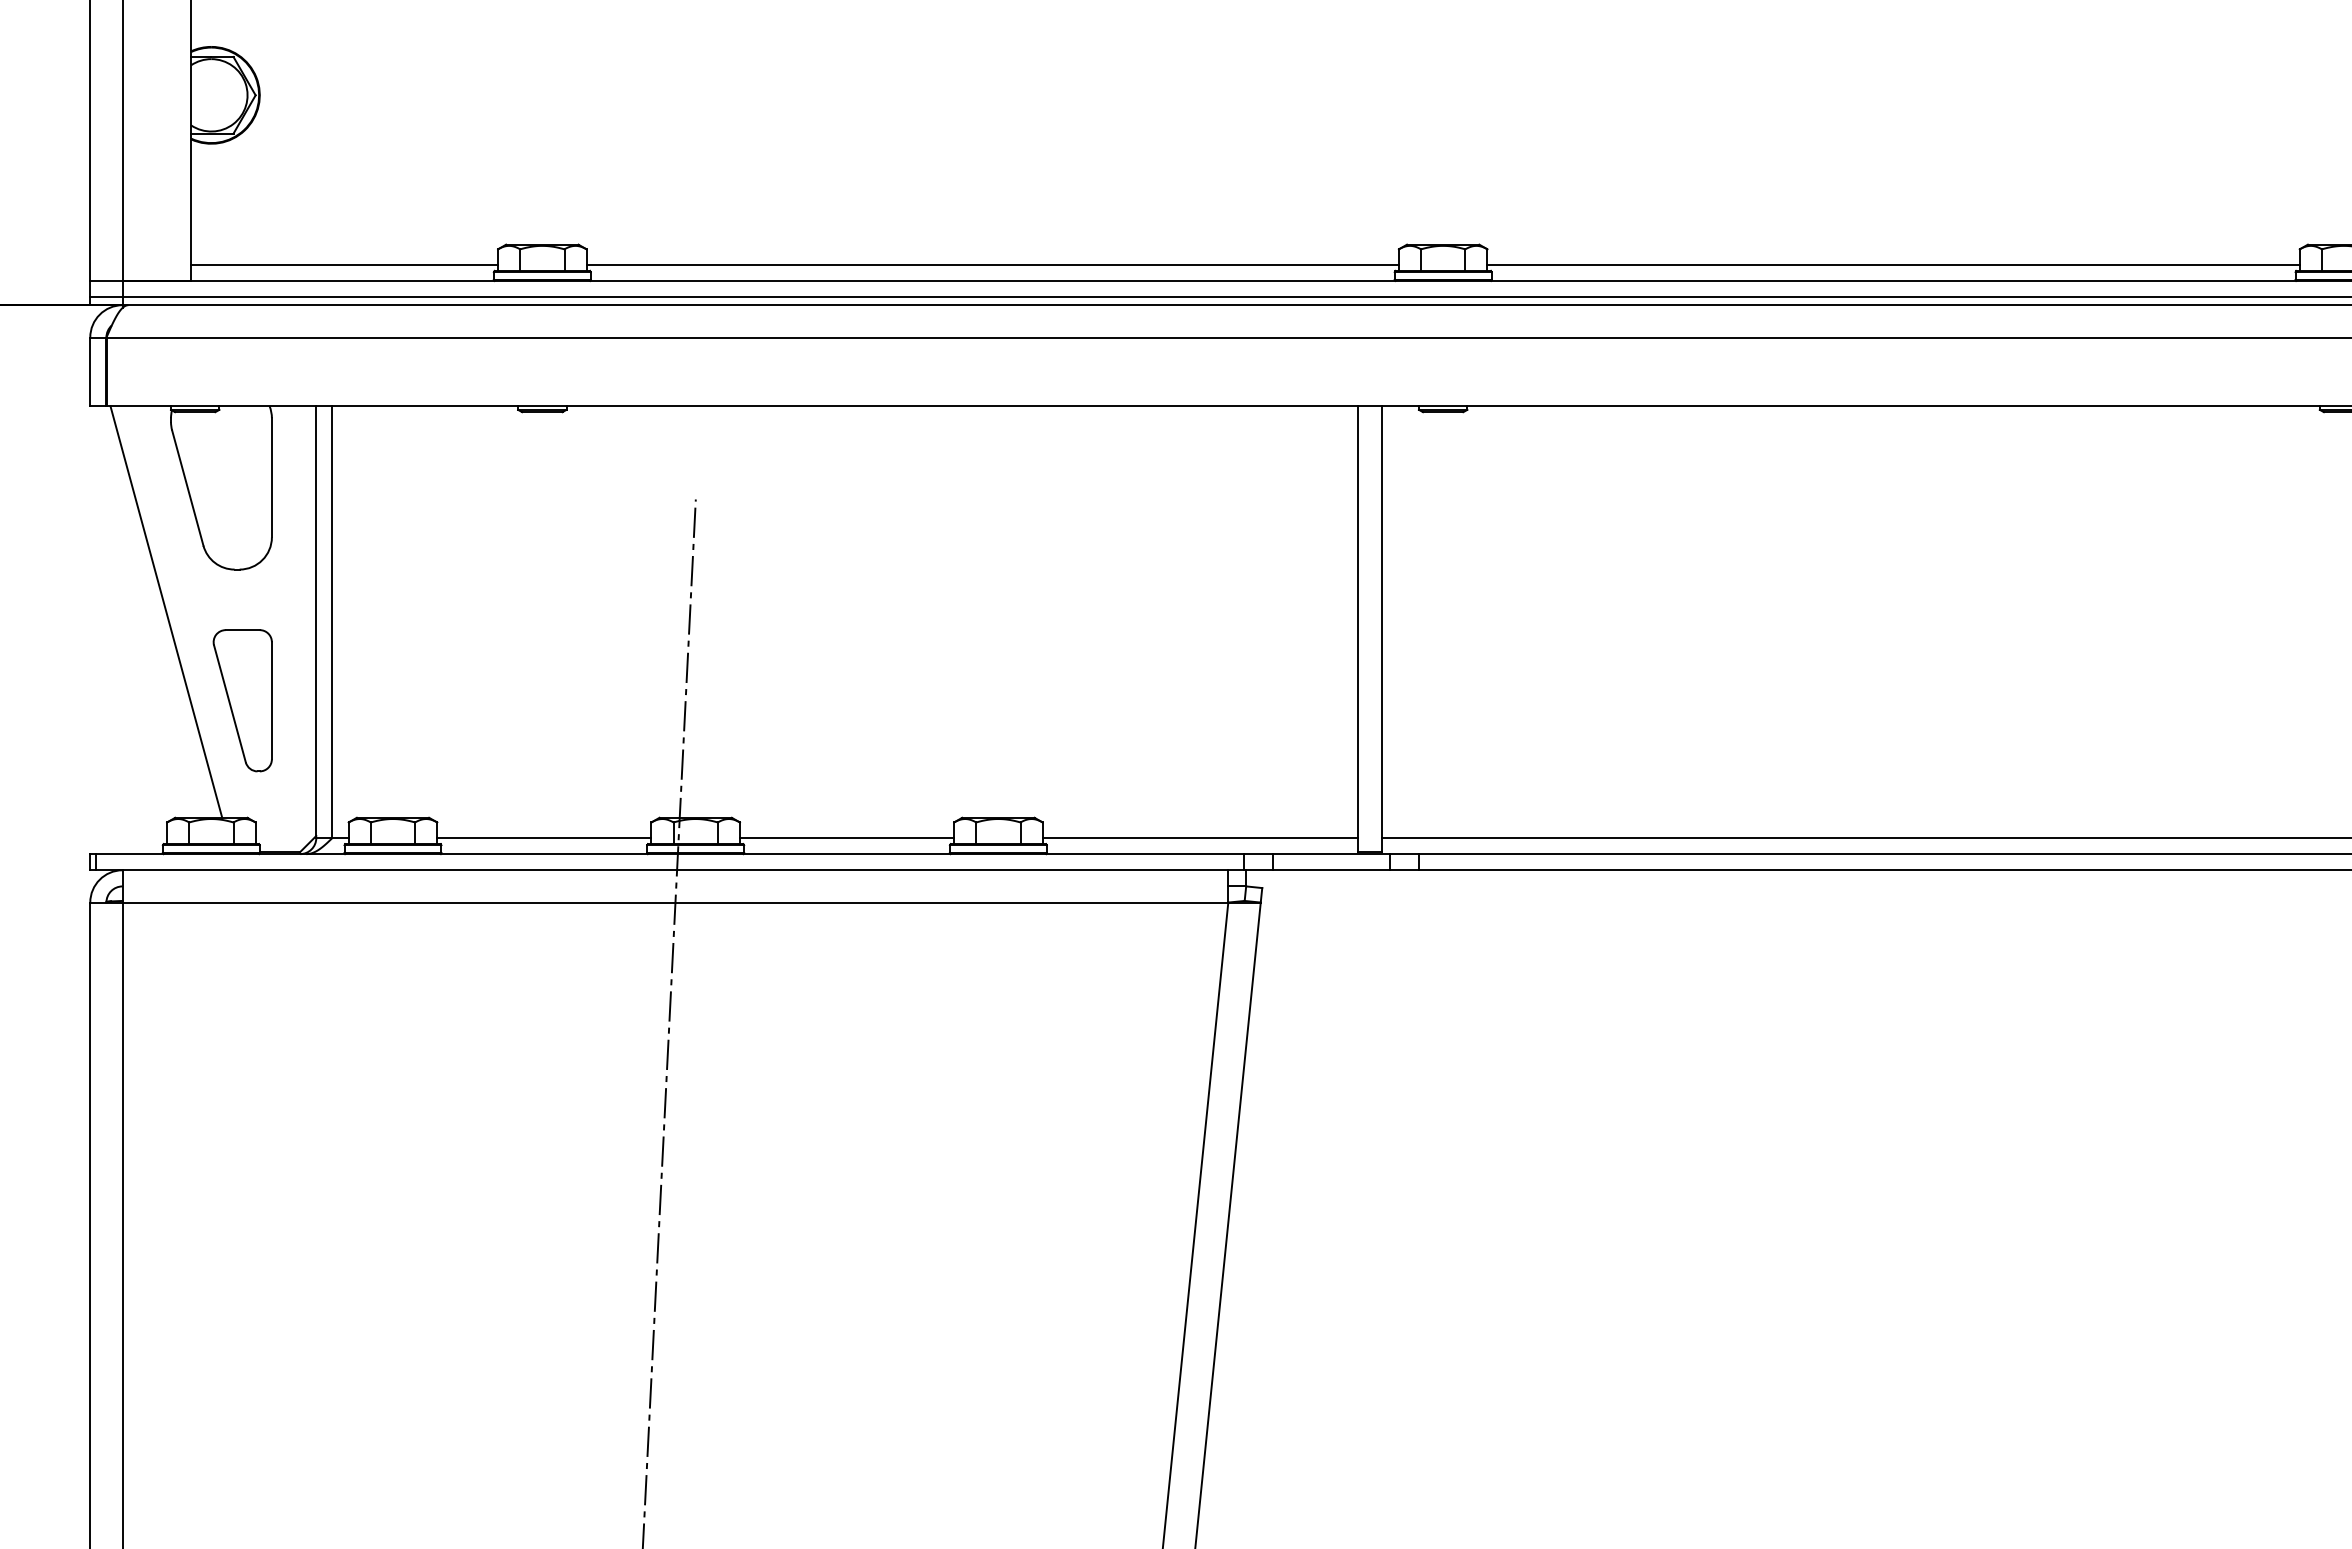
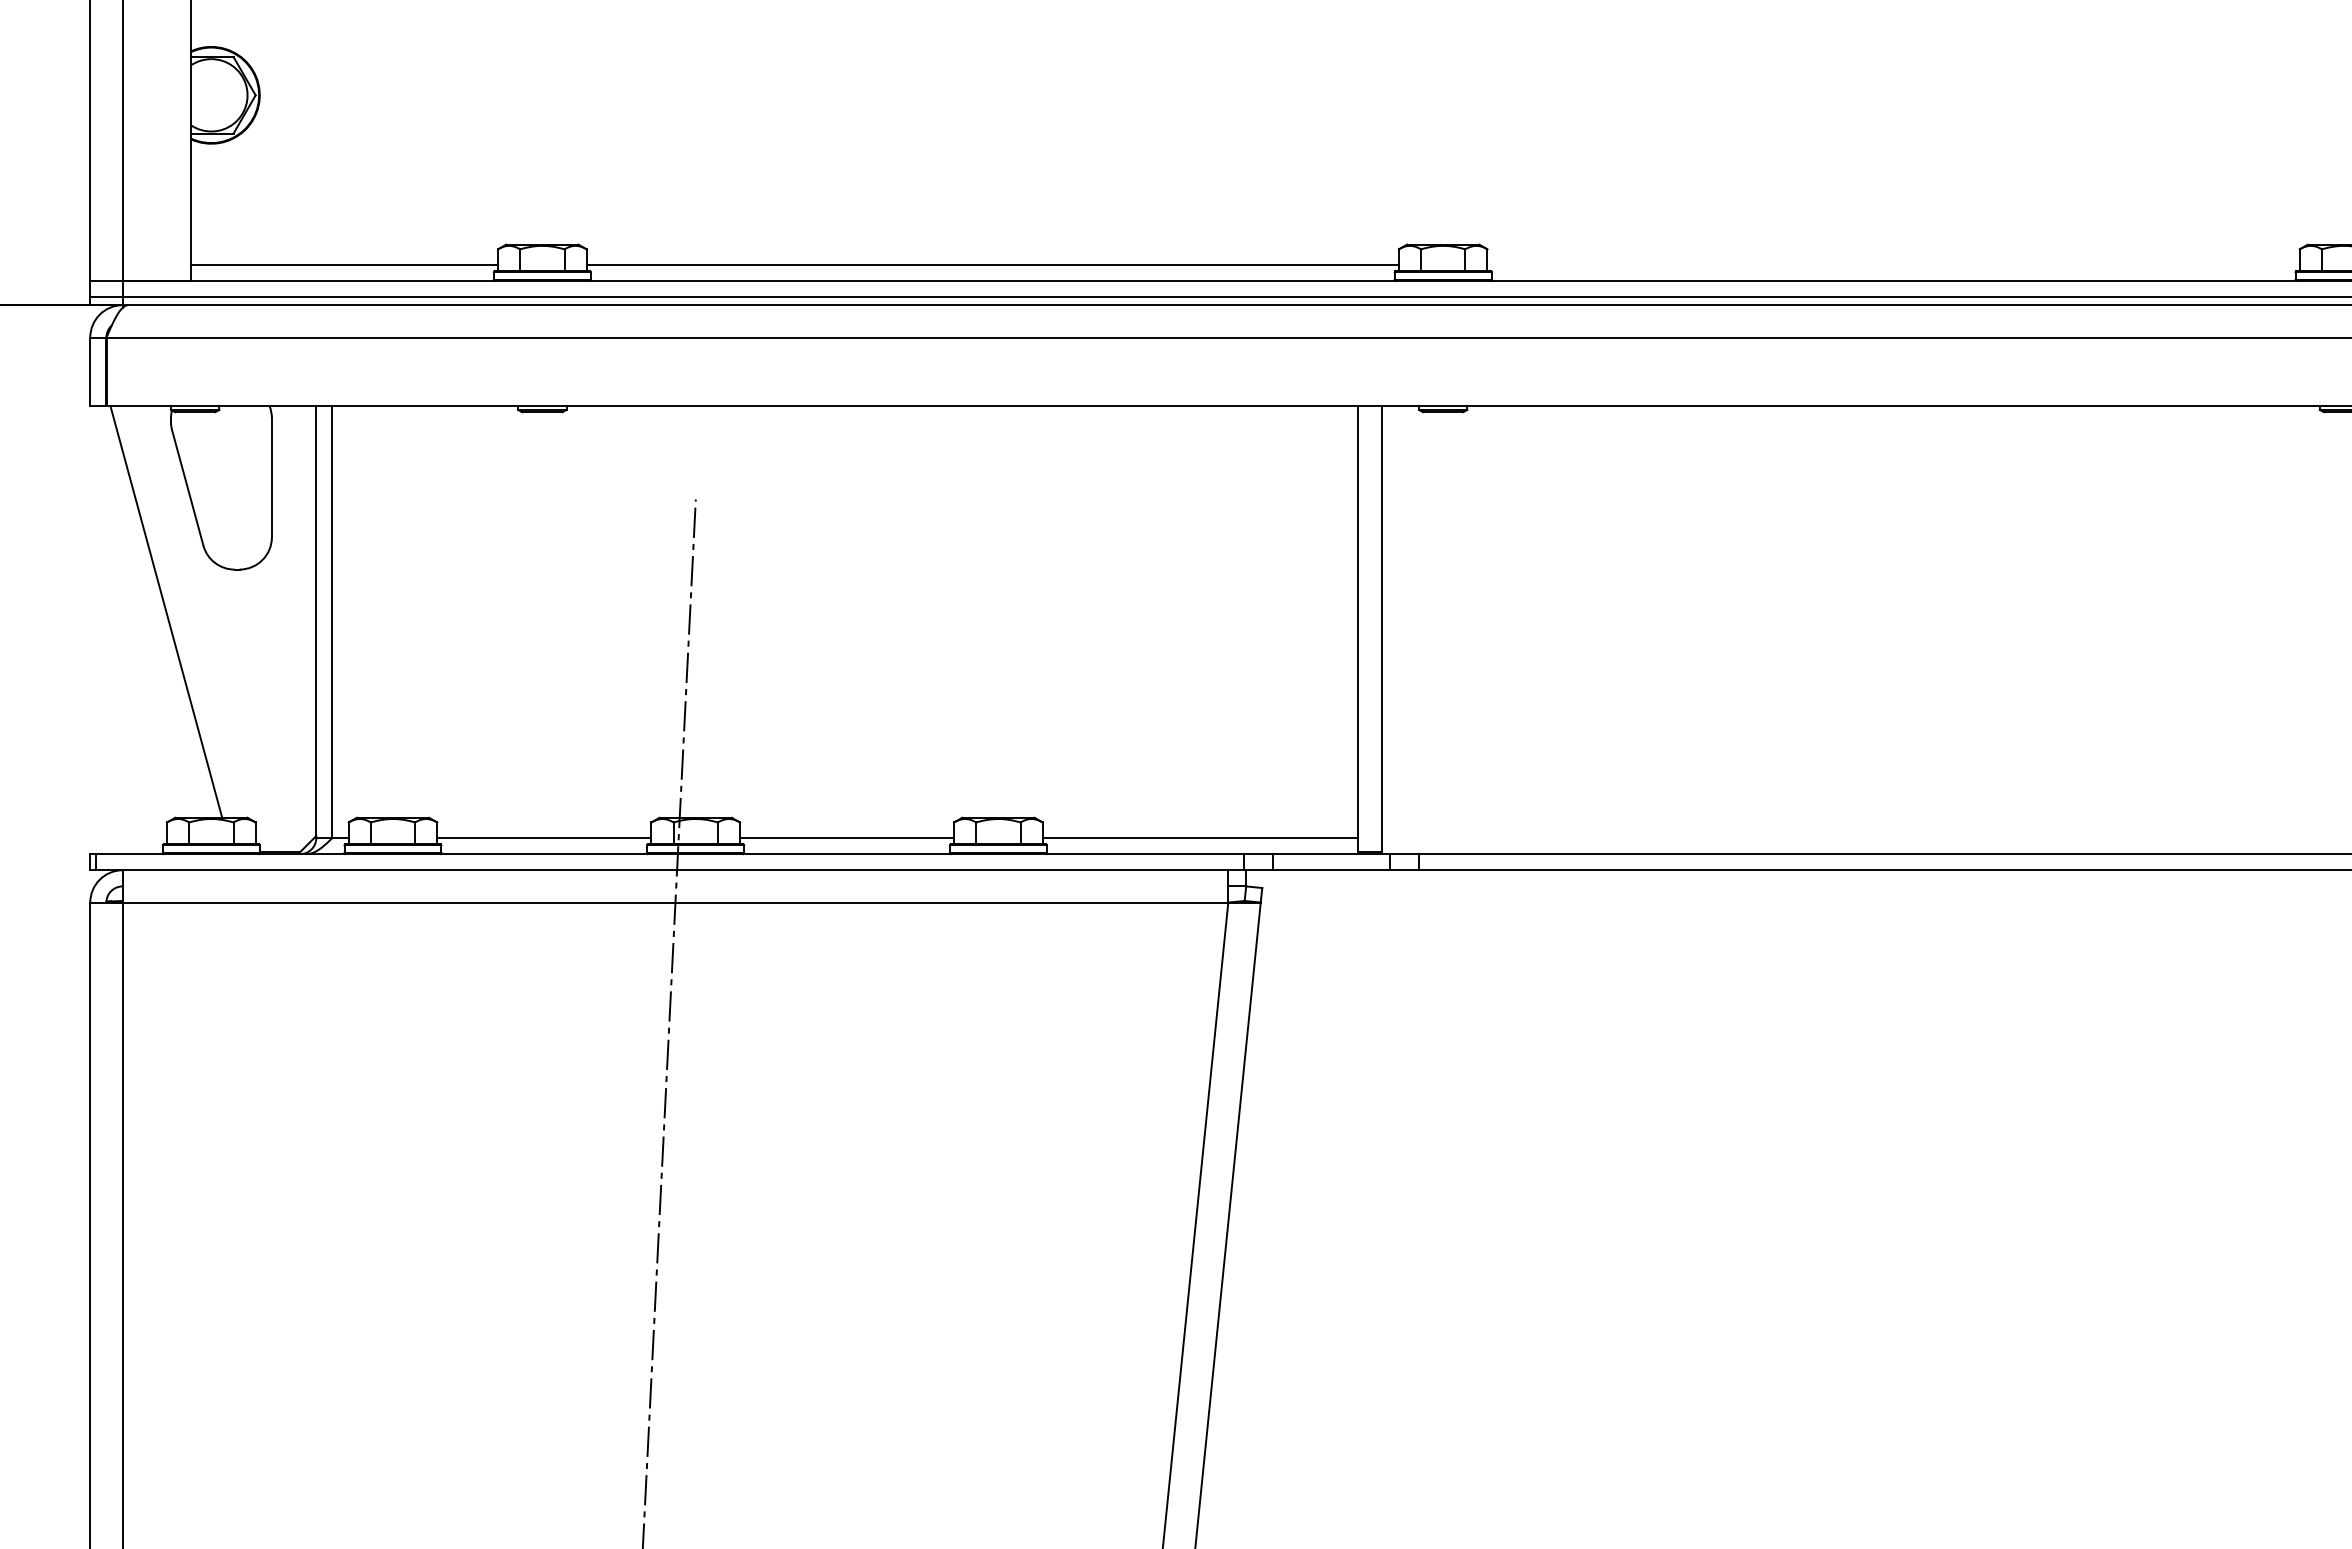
line: present -> none (1893, 264)
part: present -> none (242, 700)
line: present -> none (1864, 837)
